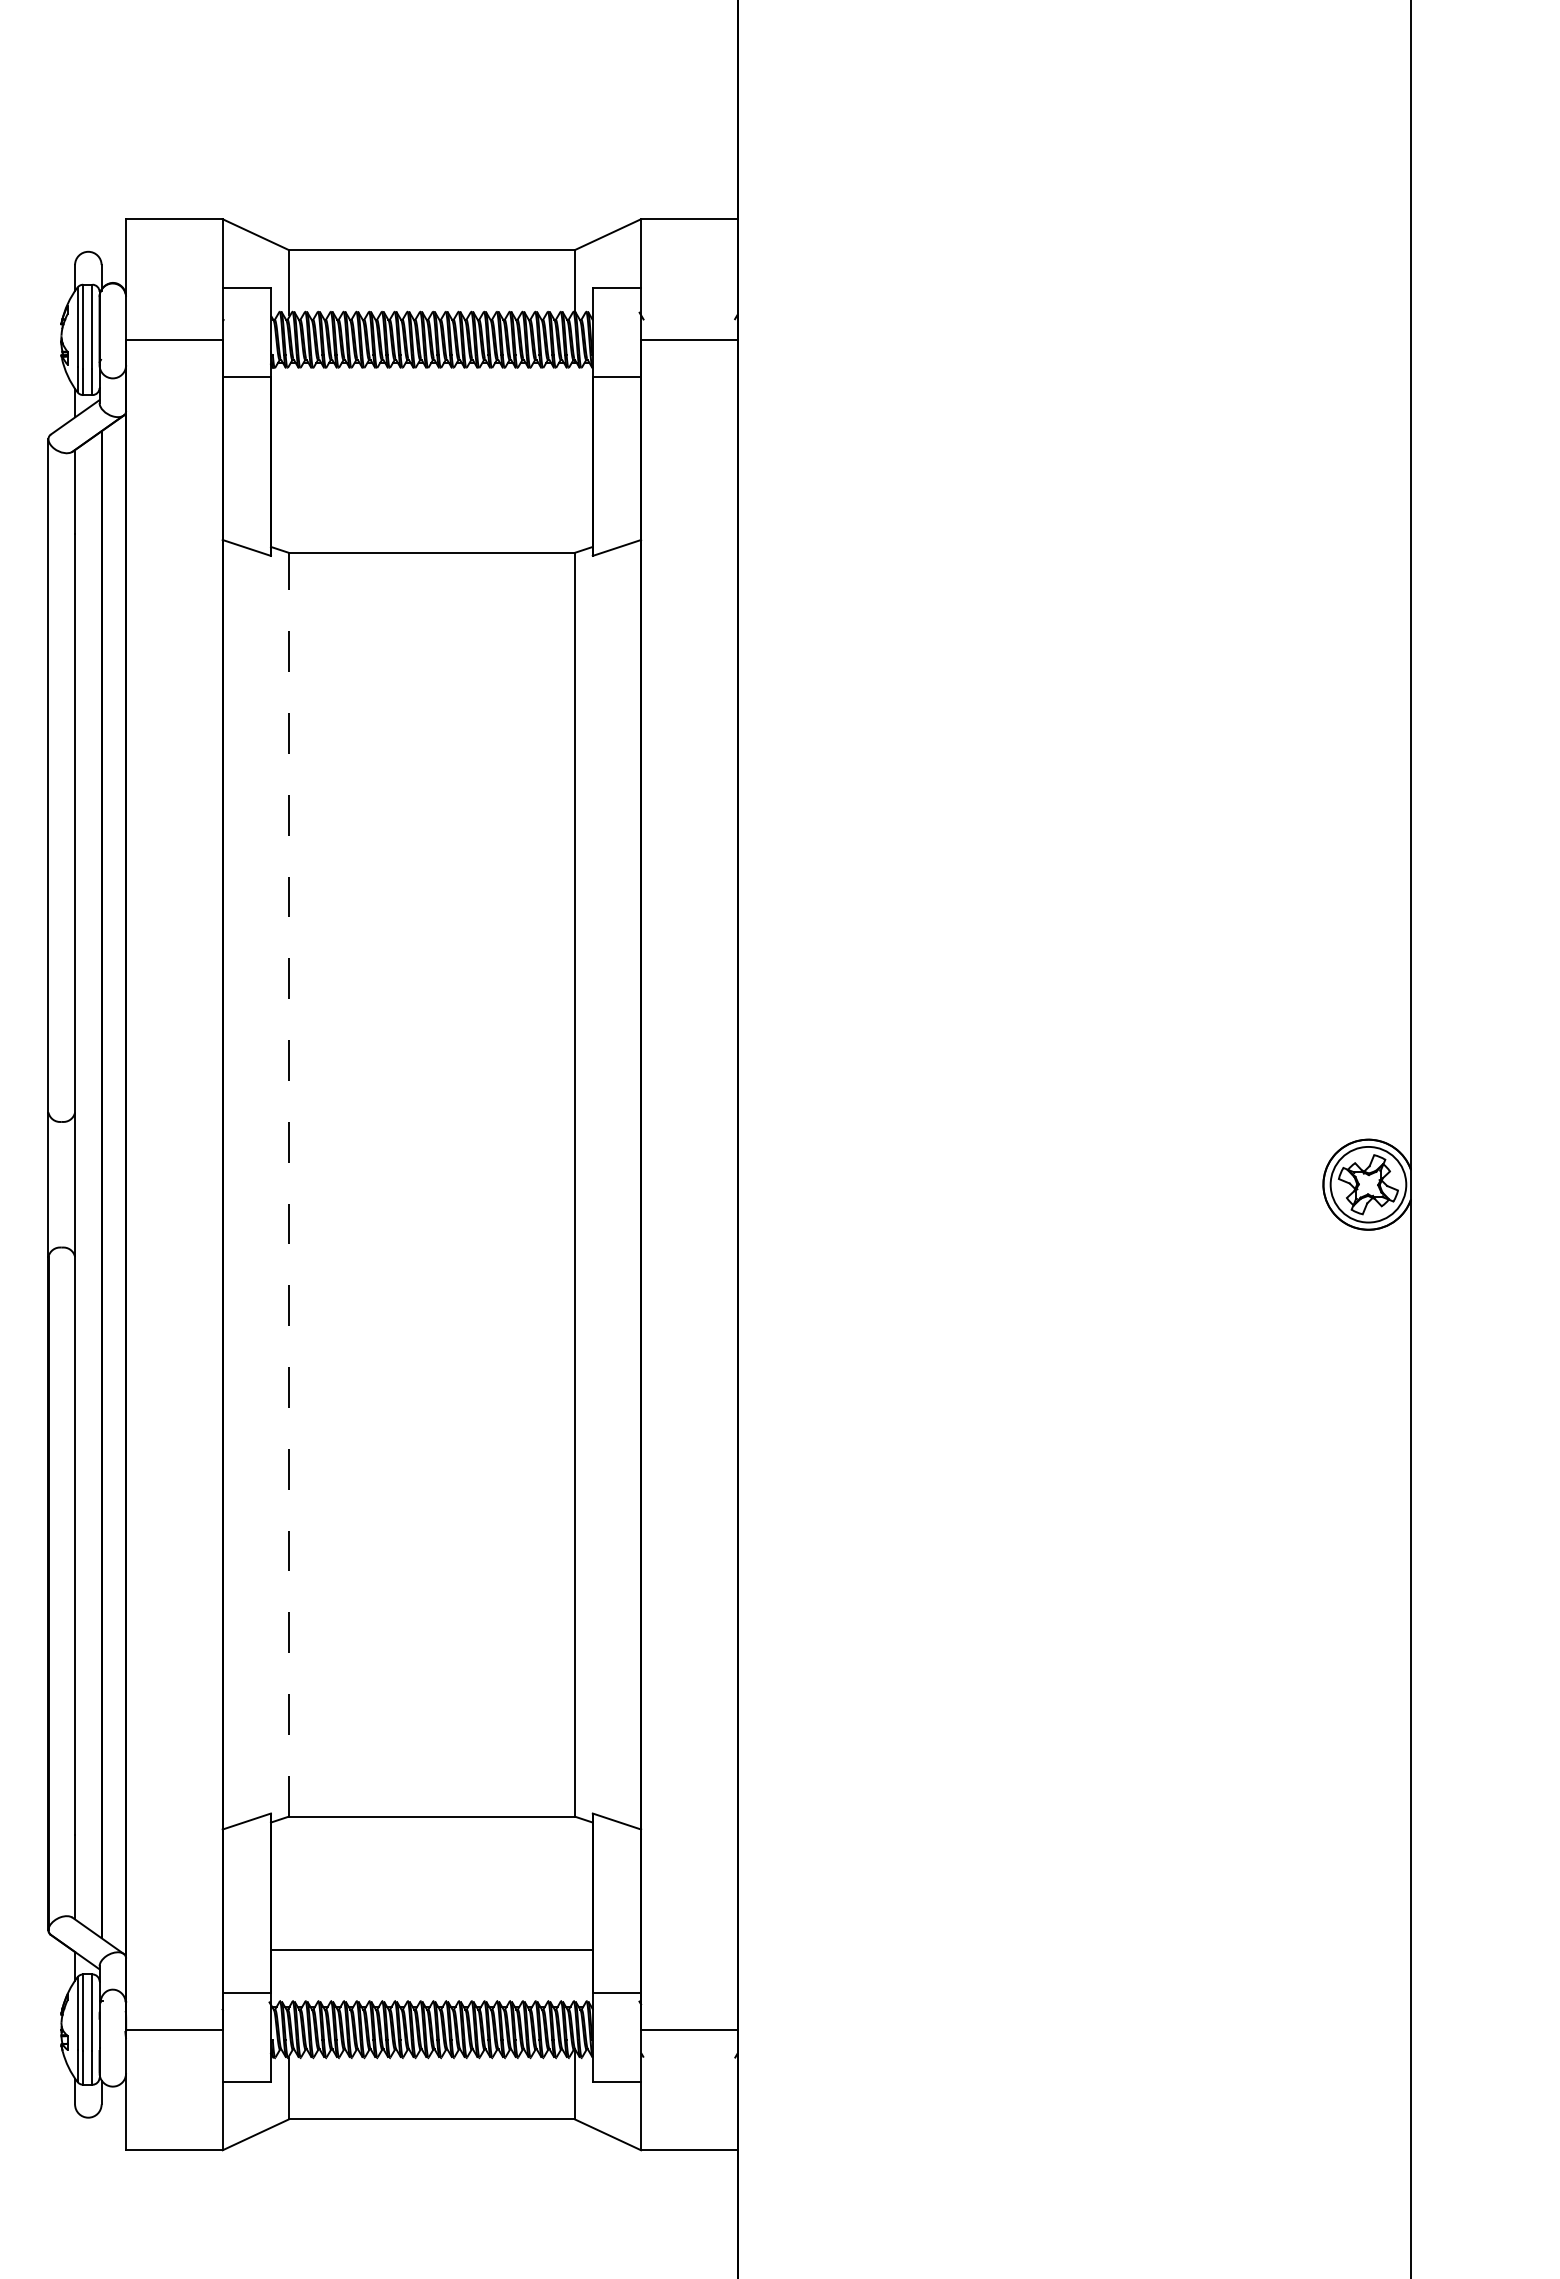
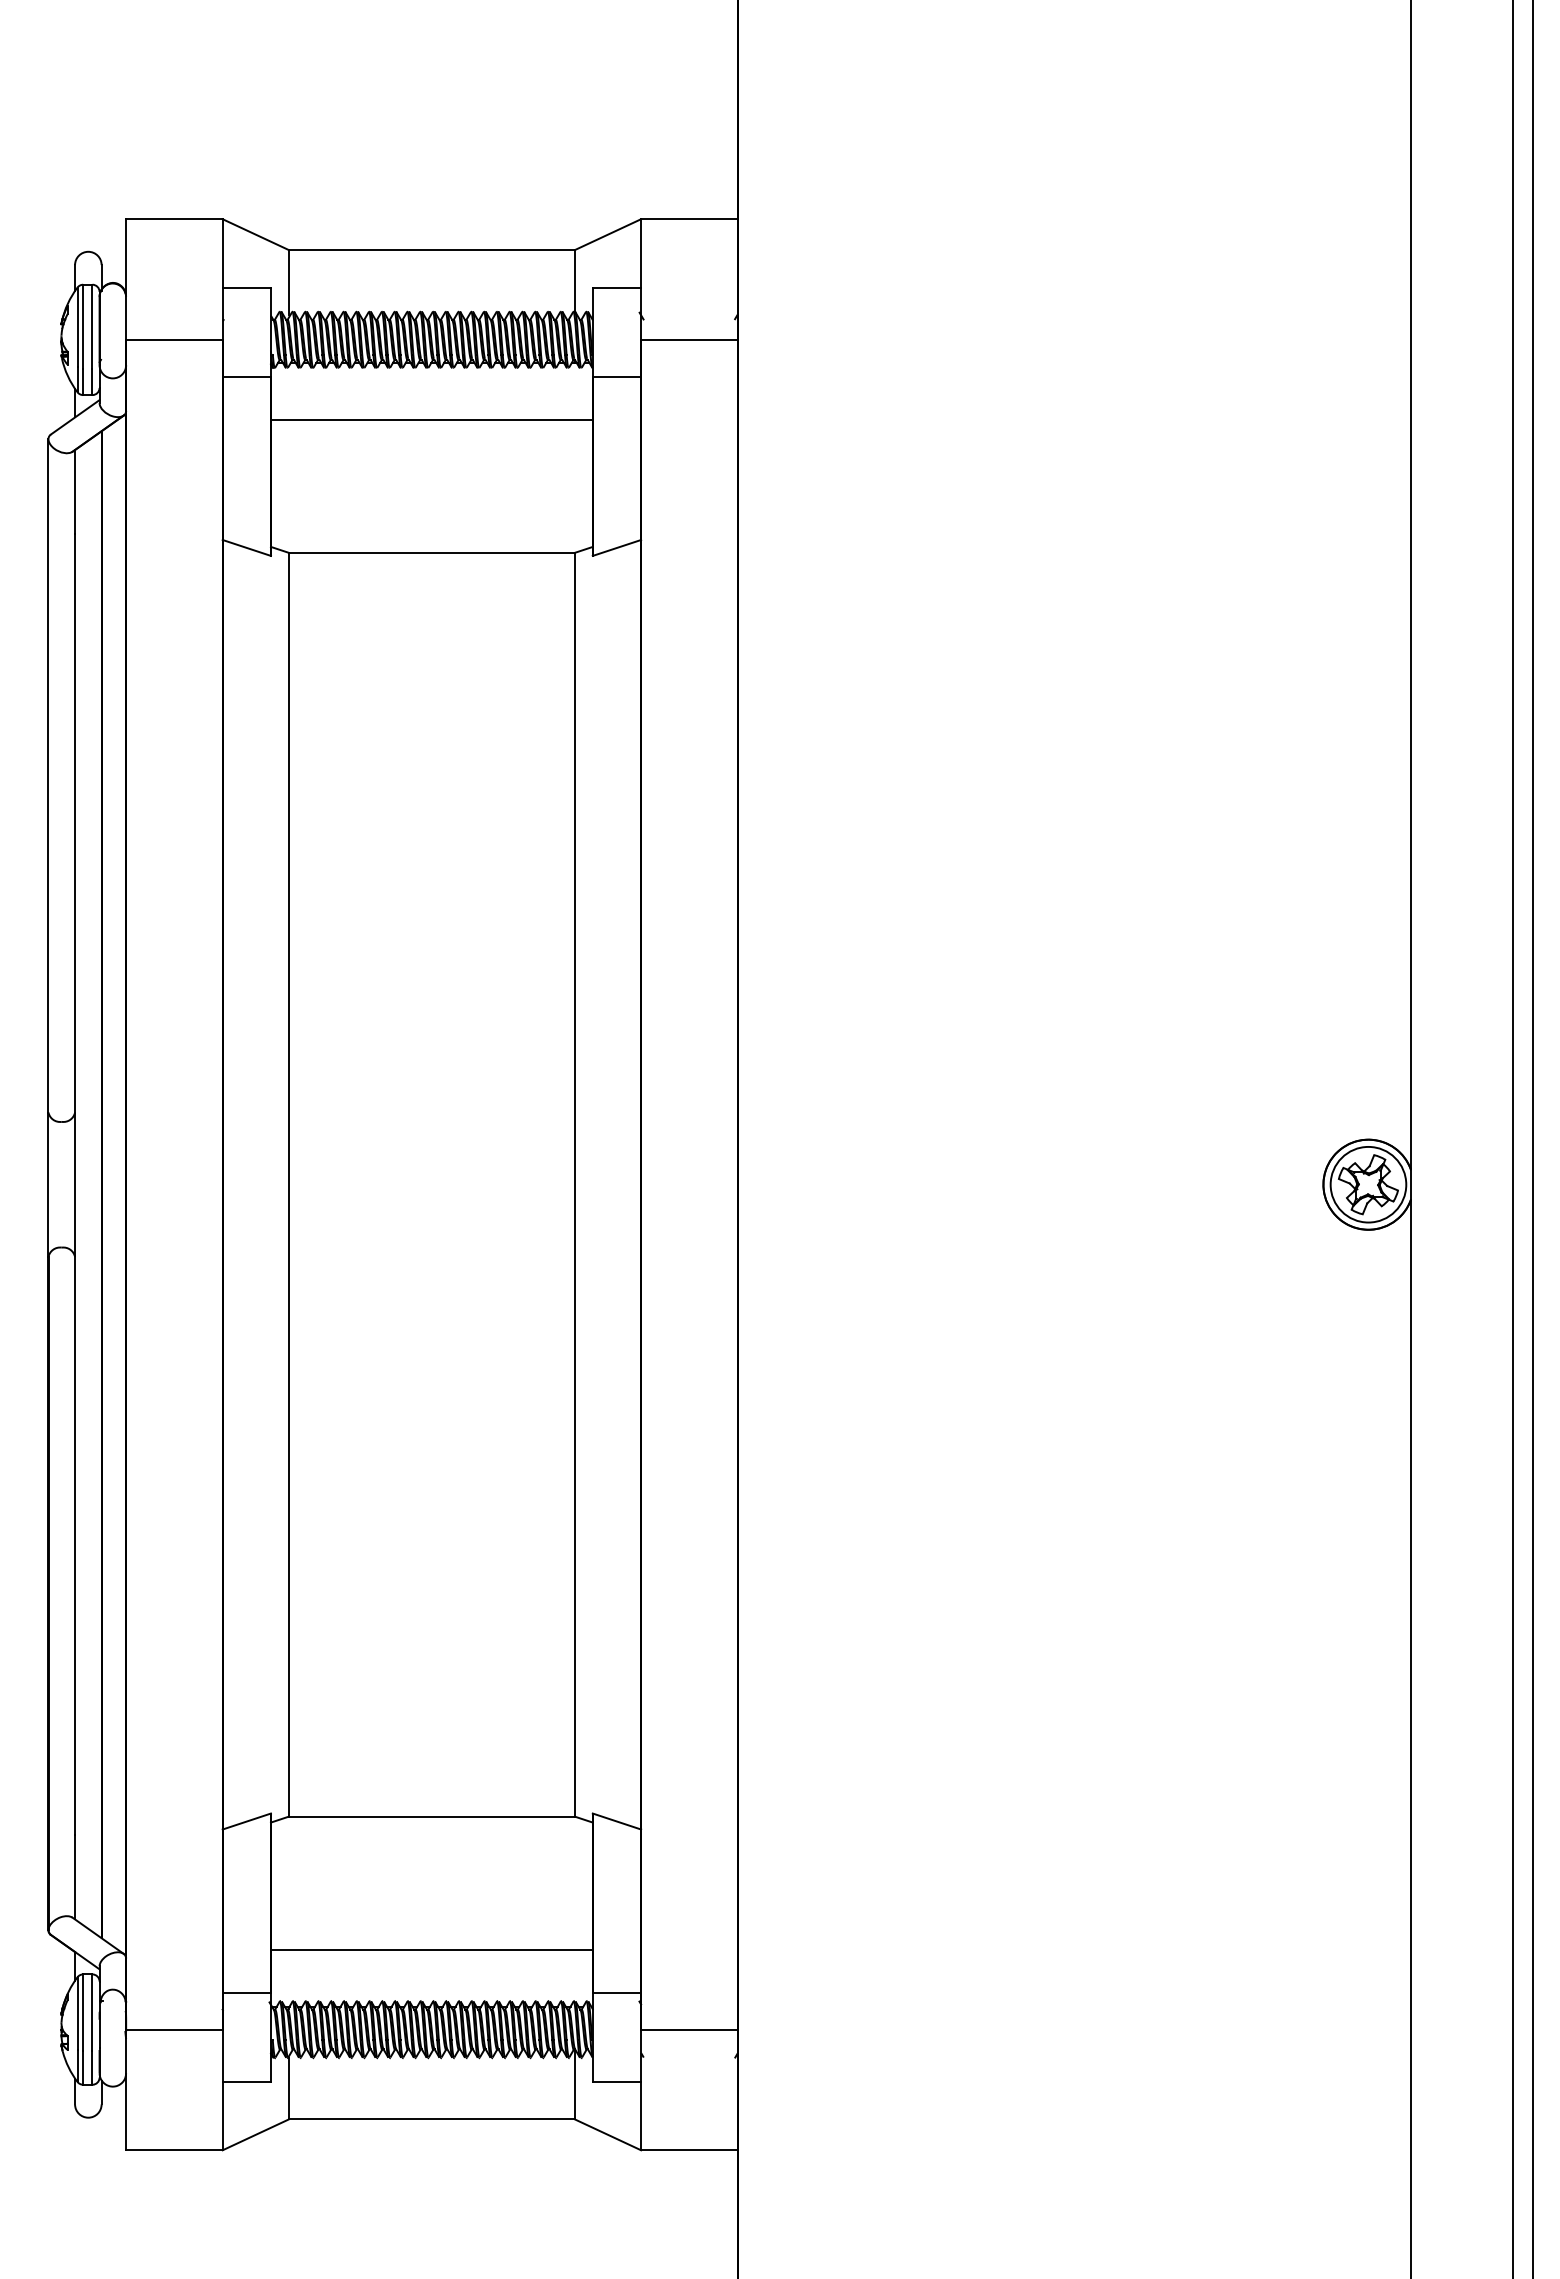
line: none -> present (431, 419)
line: none -> present (1513, 1138)
line: none -> present (1532, 1138)
line: dashed -> solid (288, 1184)
